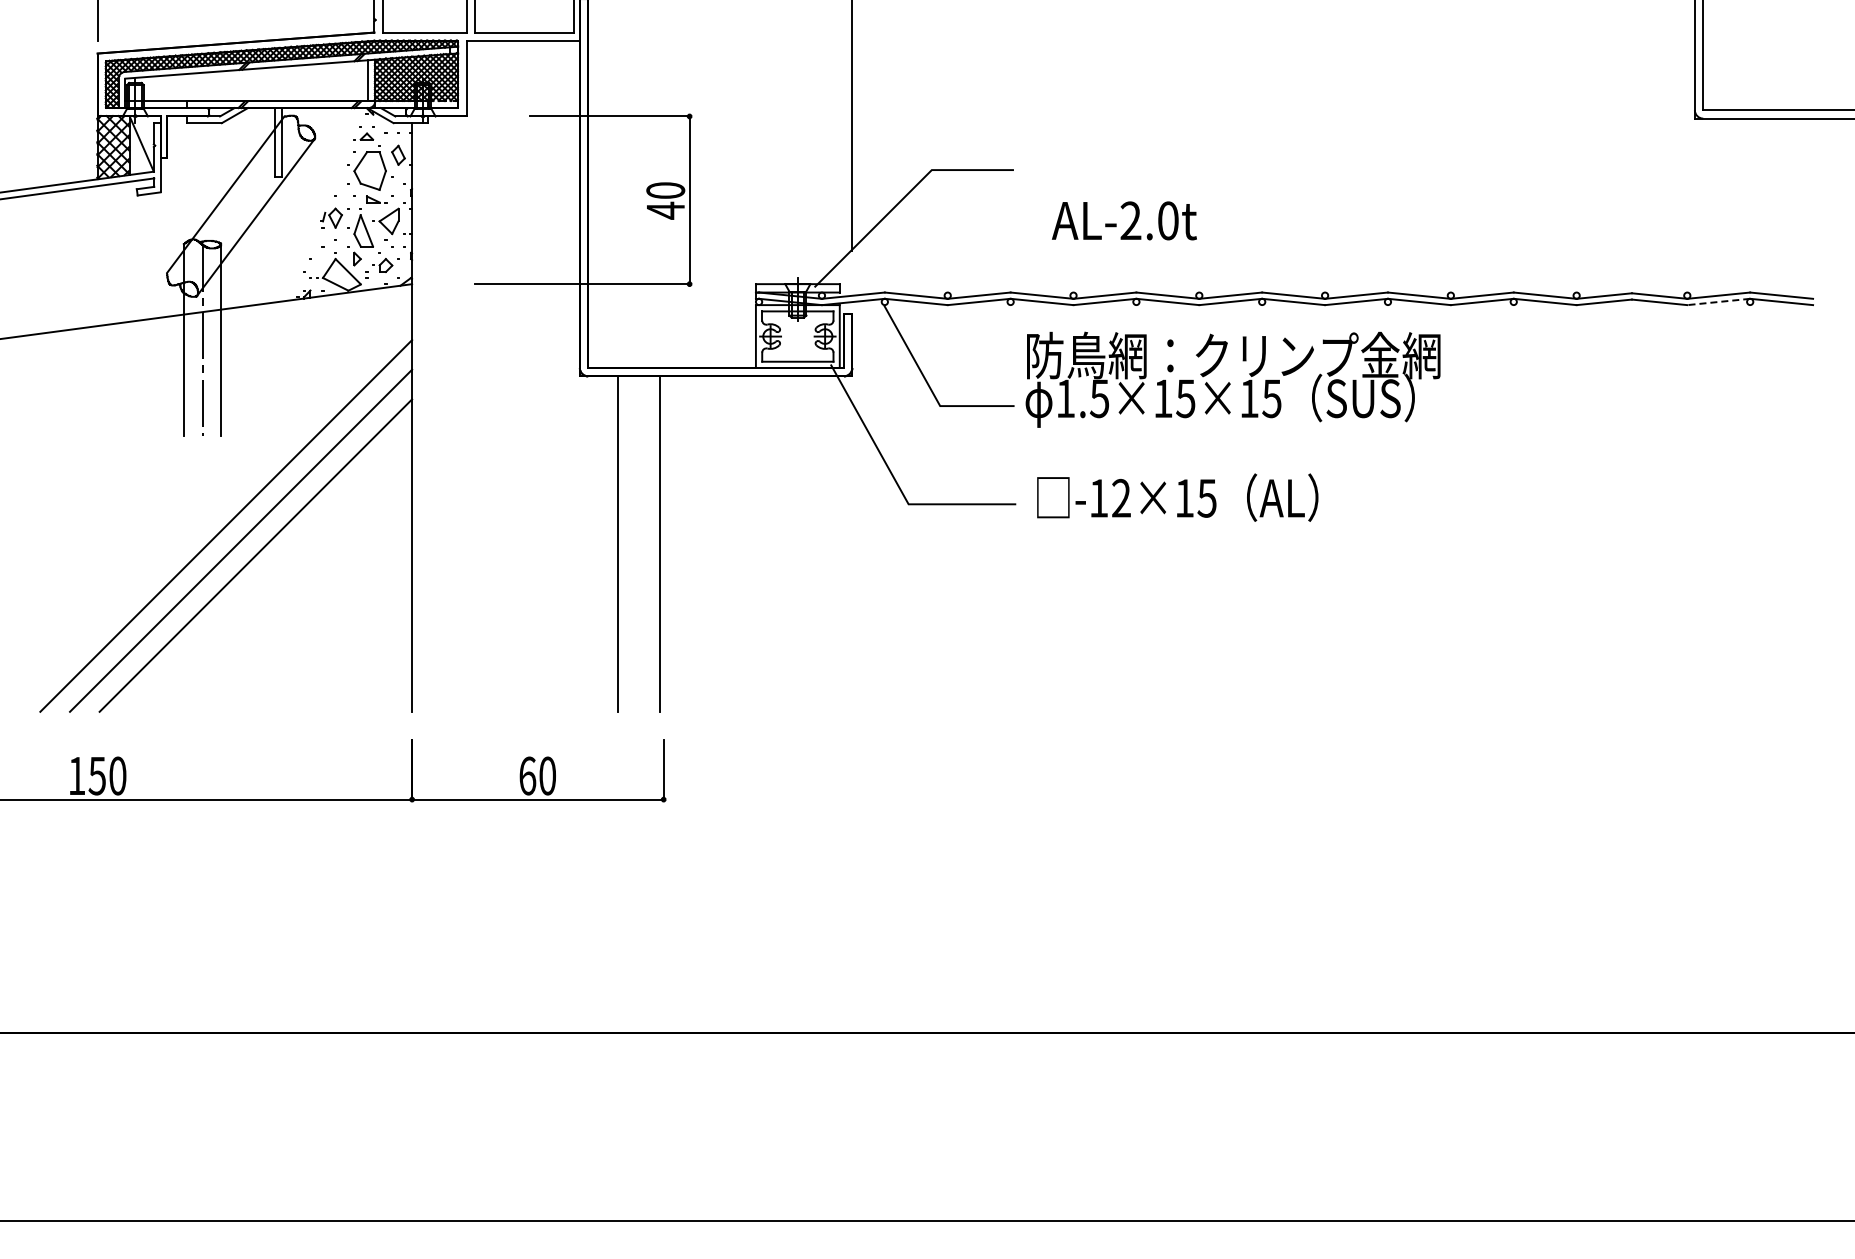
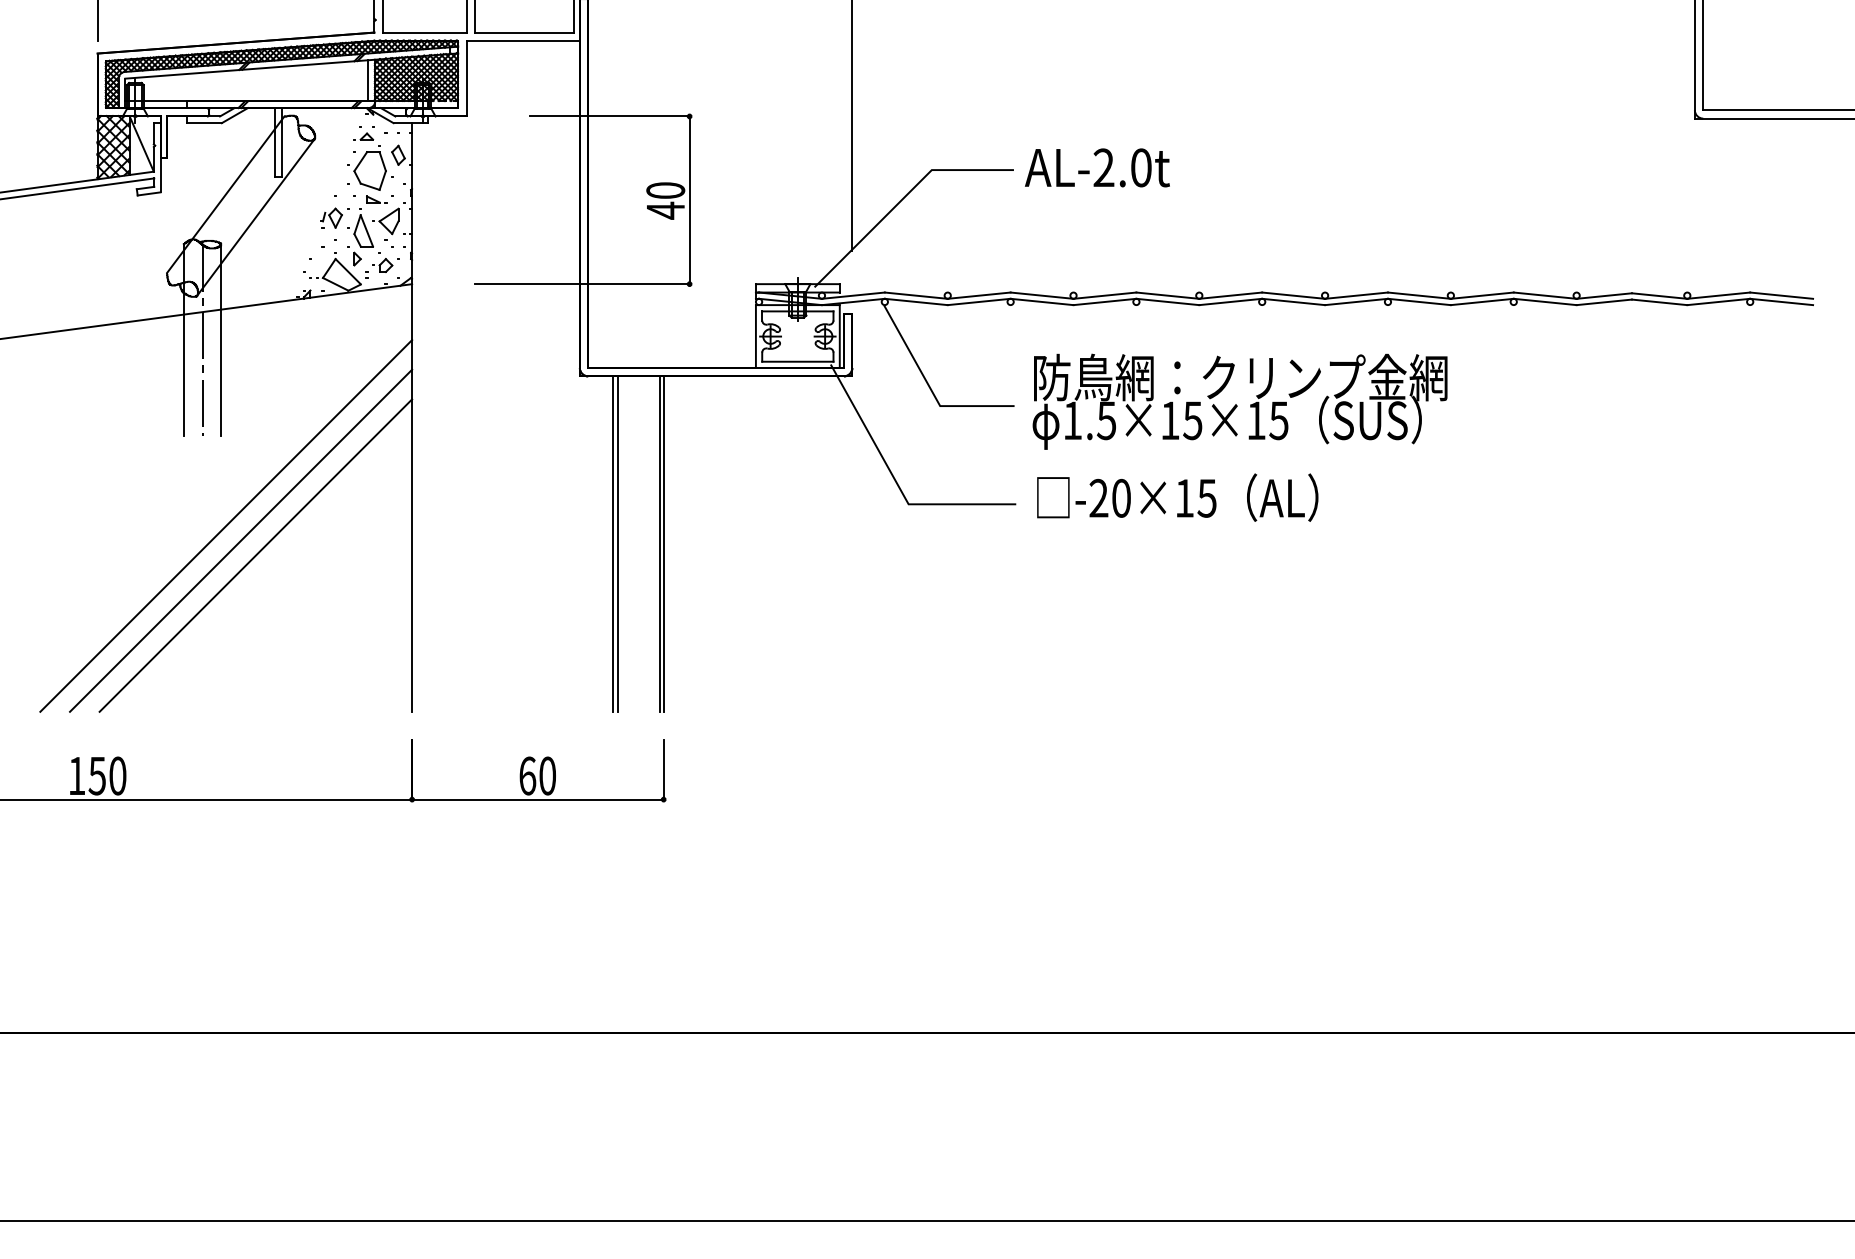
text position: (1124, 220) -> (1097, 167) (1097, 167)
line: dashed -> solid (1718, 301)
text position: (1232, 379) -> (1239, 401) (1239, 401)
text: -12×15 -> -20×15 (1109, 497)
line: none -> present (613, 543)
line: none -> present (663, 543)
